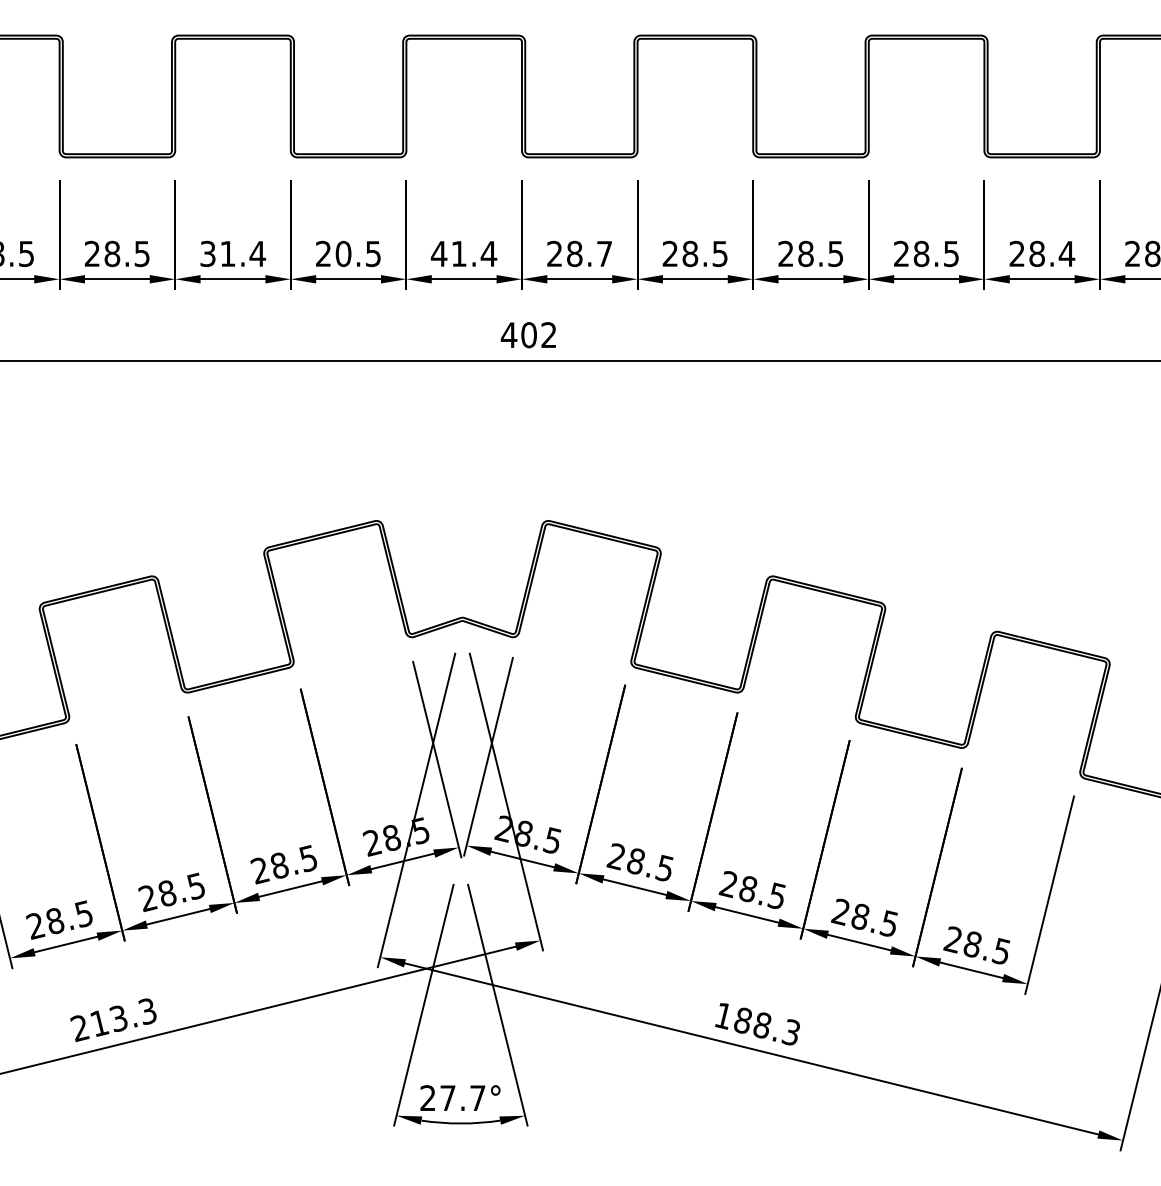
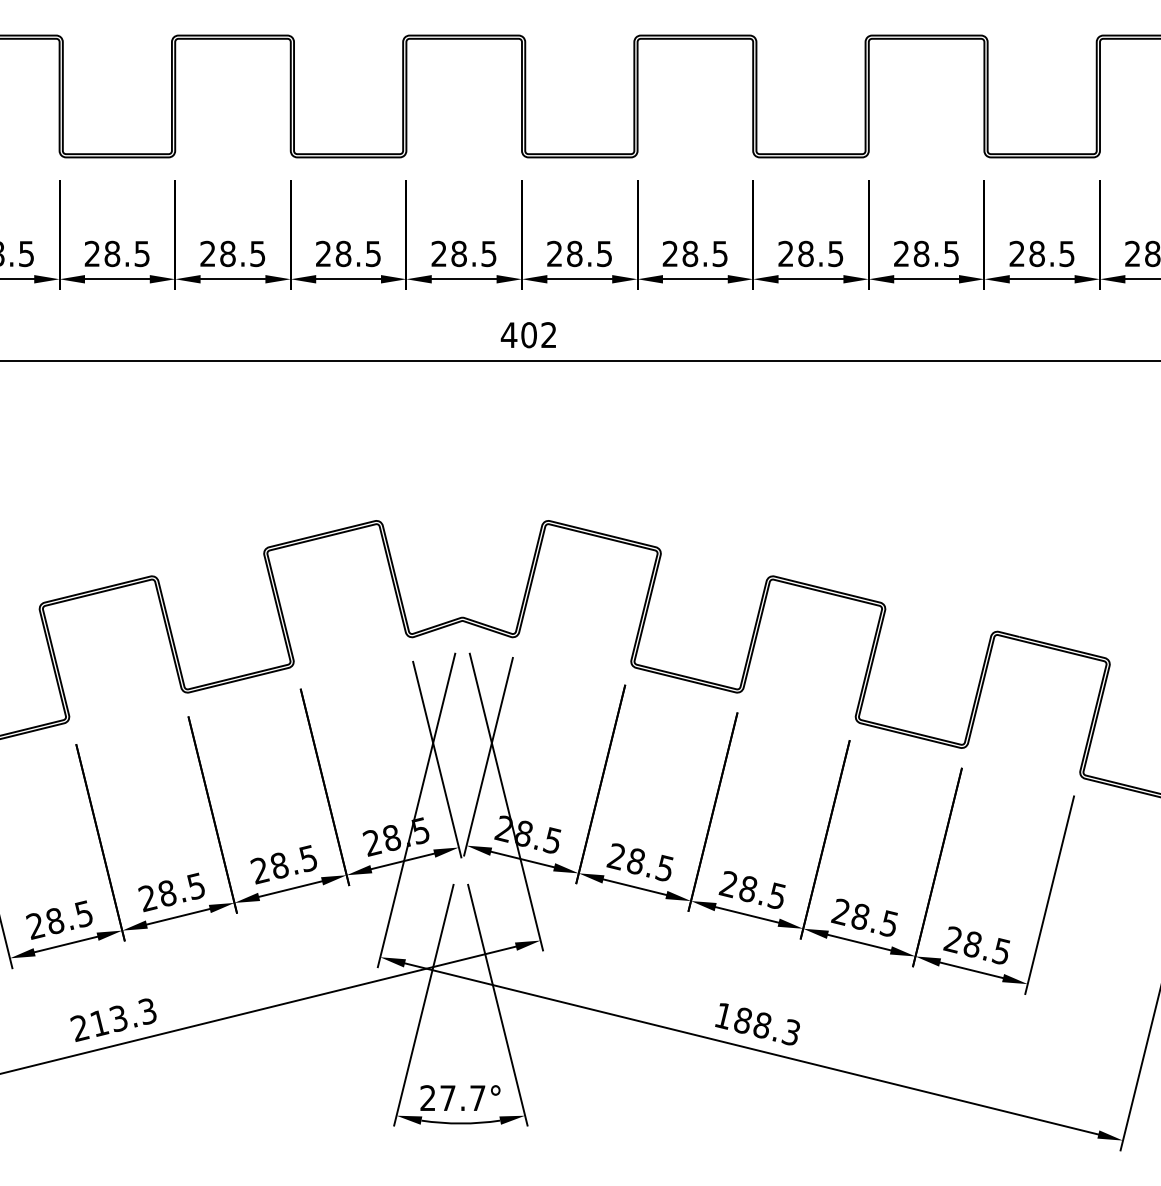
text: 31.4 -> 28.5 (233, 253)
text: 20.5 -> 28.5 (343, 253)
text: 41.4 -> 28.5 (463, 253)
text: 28.7 -> 28.5 (604, 254)
text: 28.4 -> 28.5 (1066, 254)
